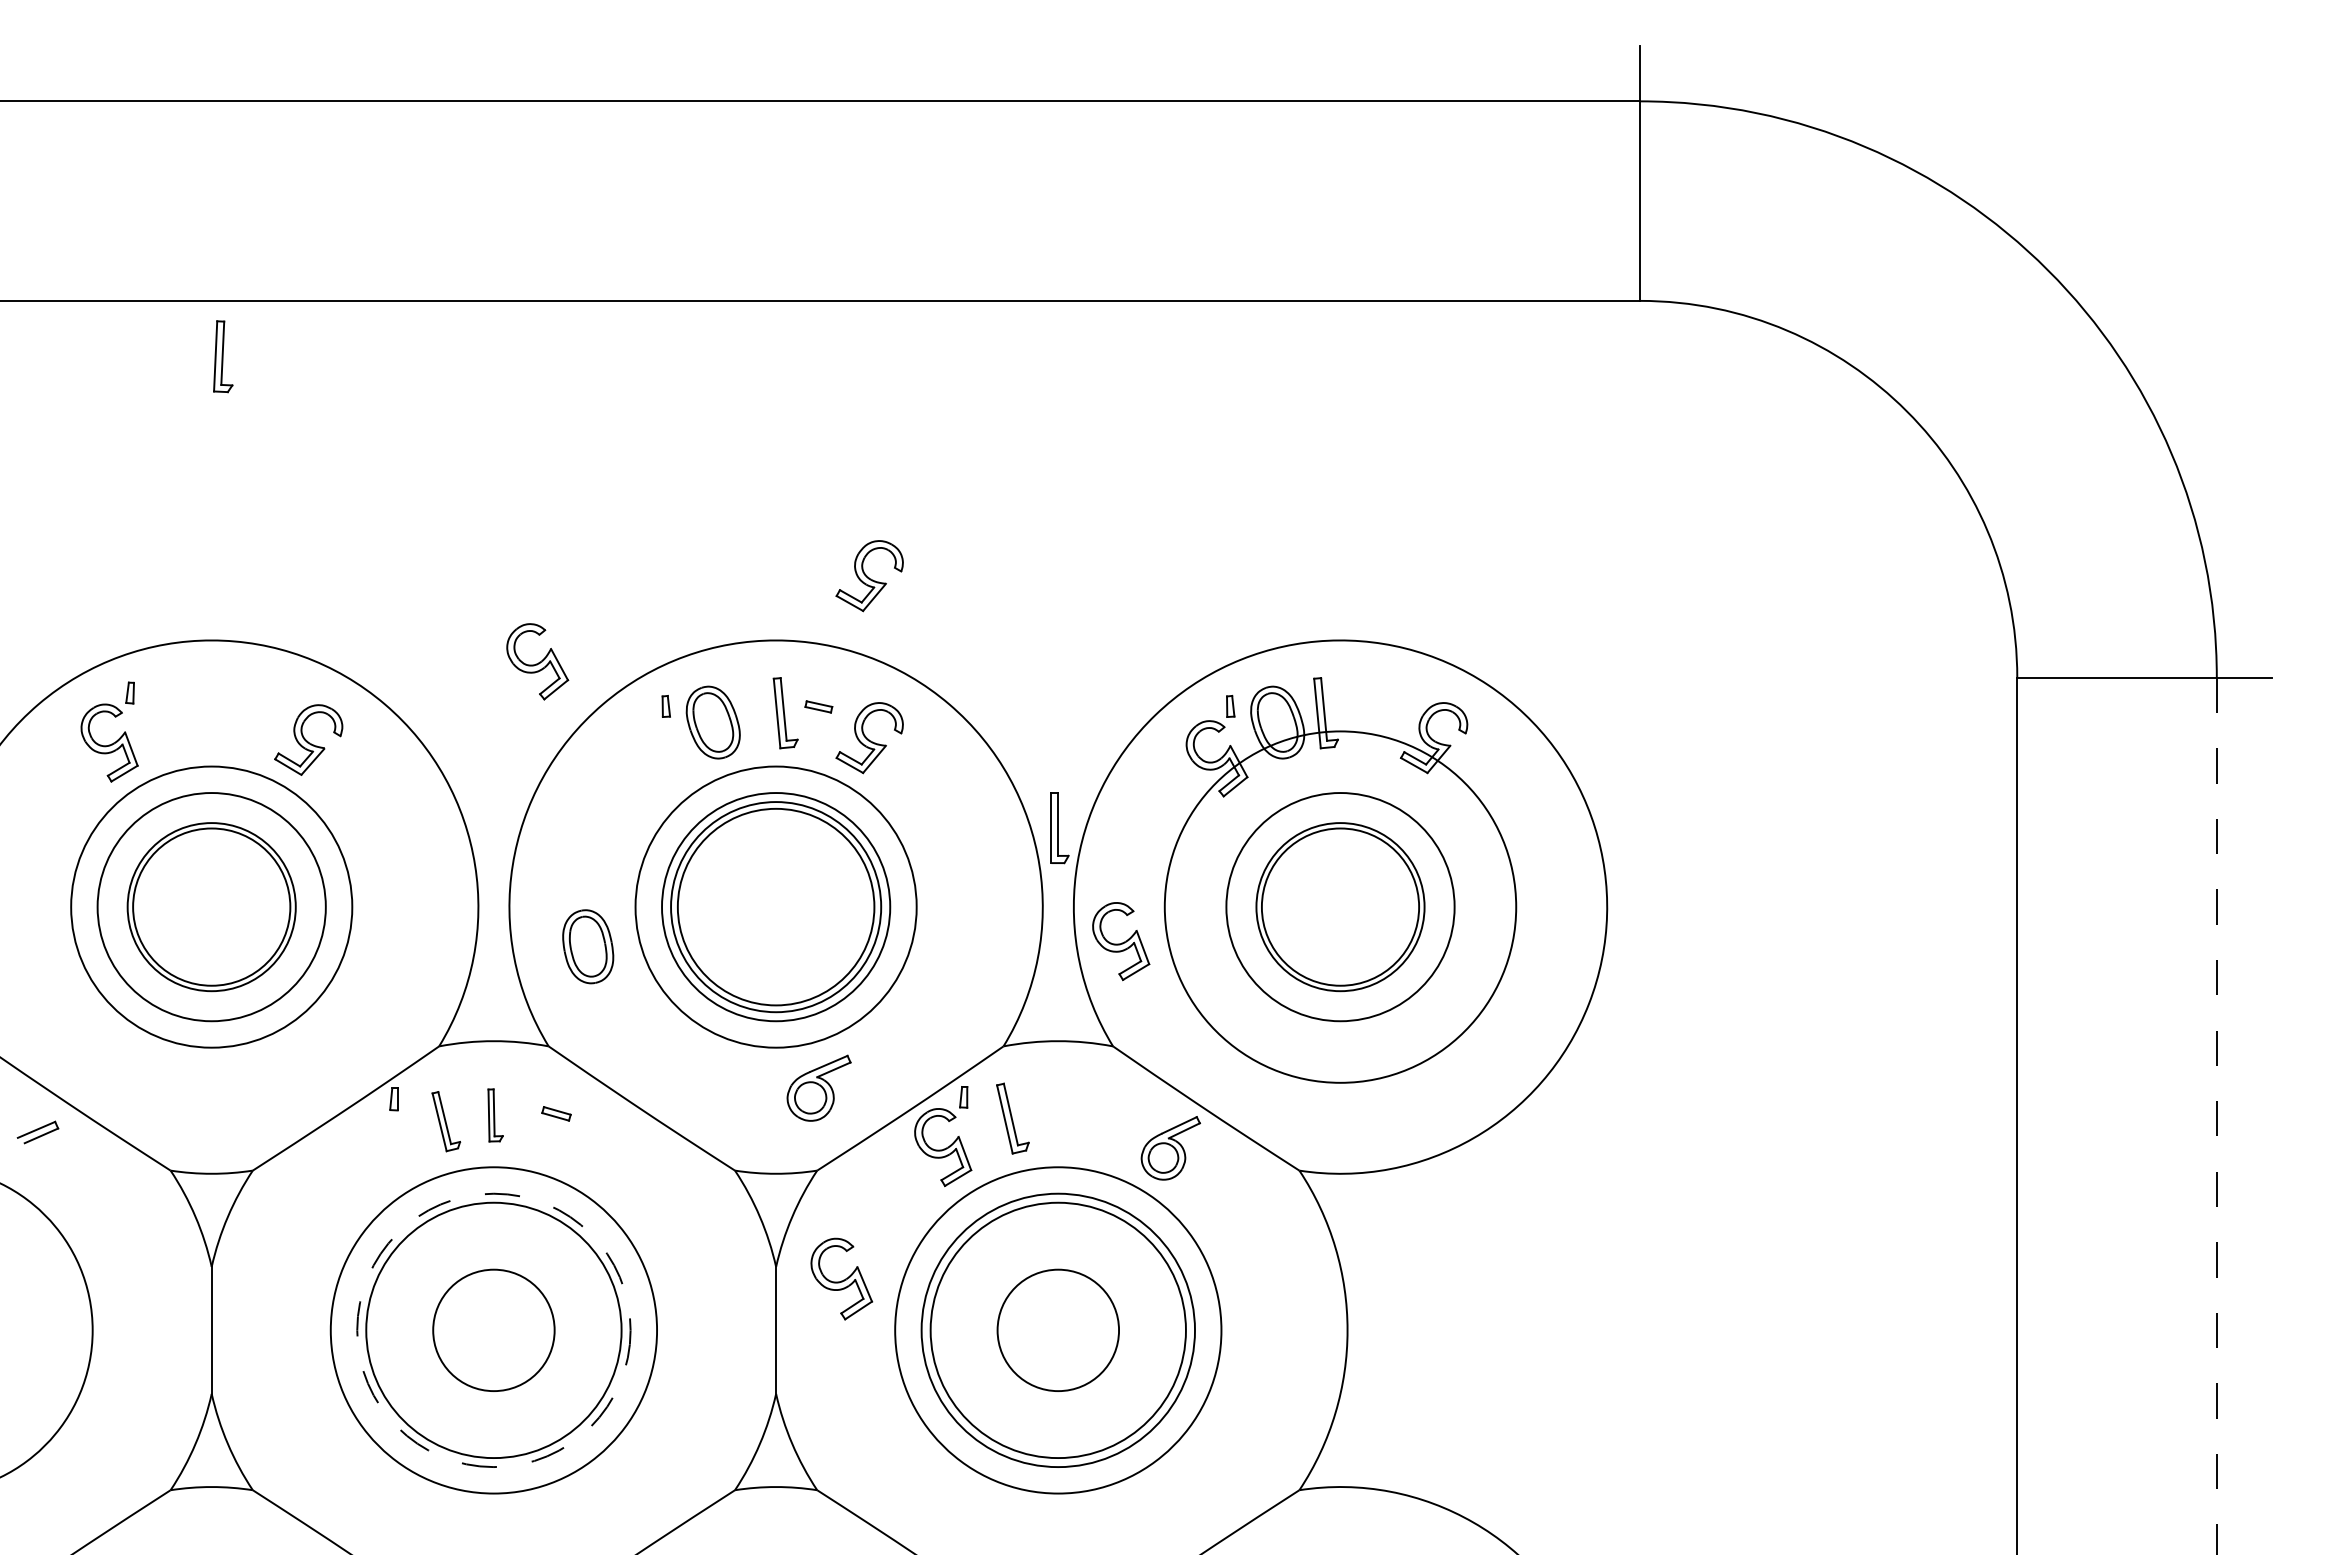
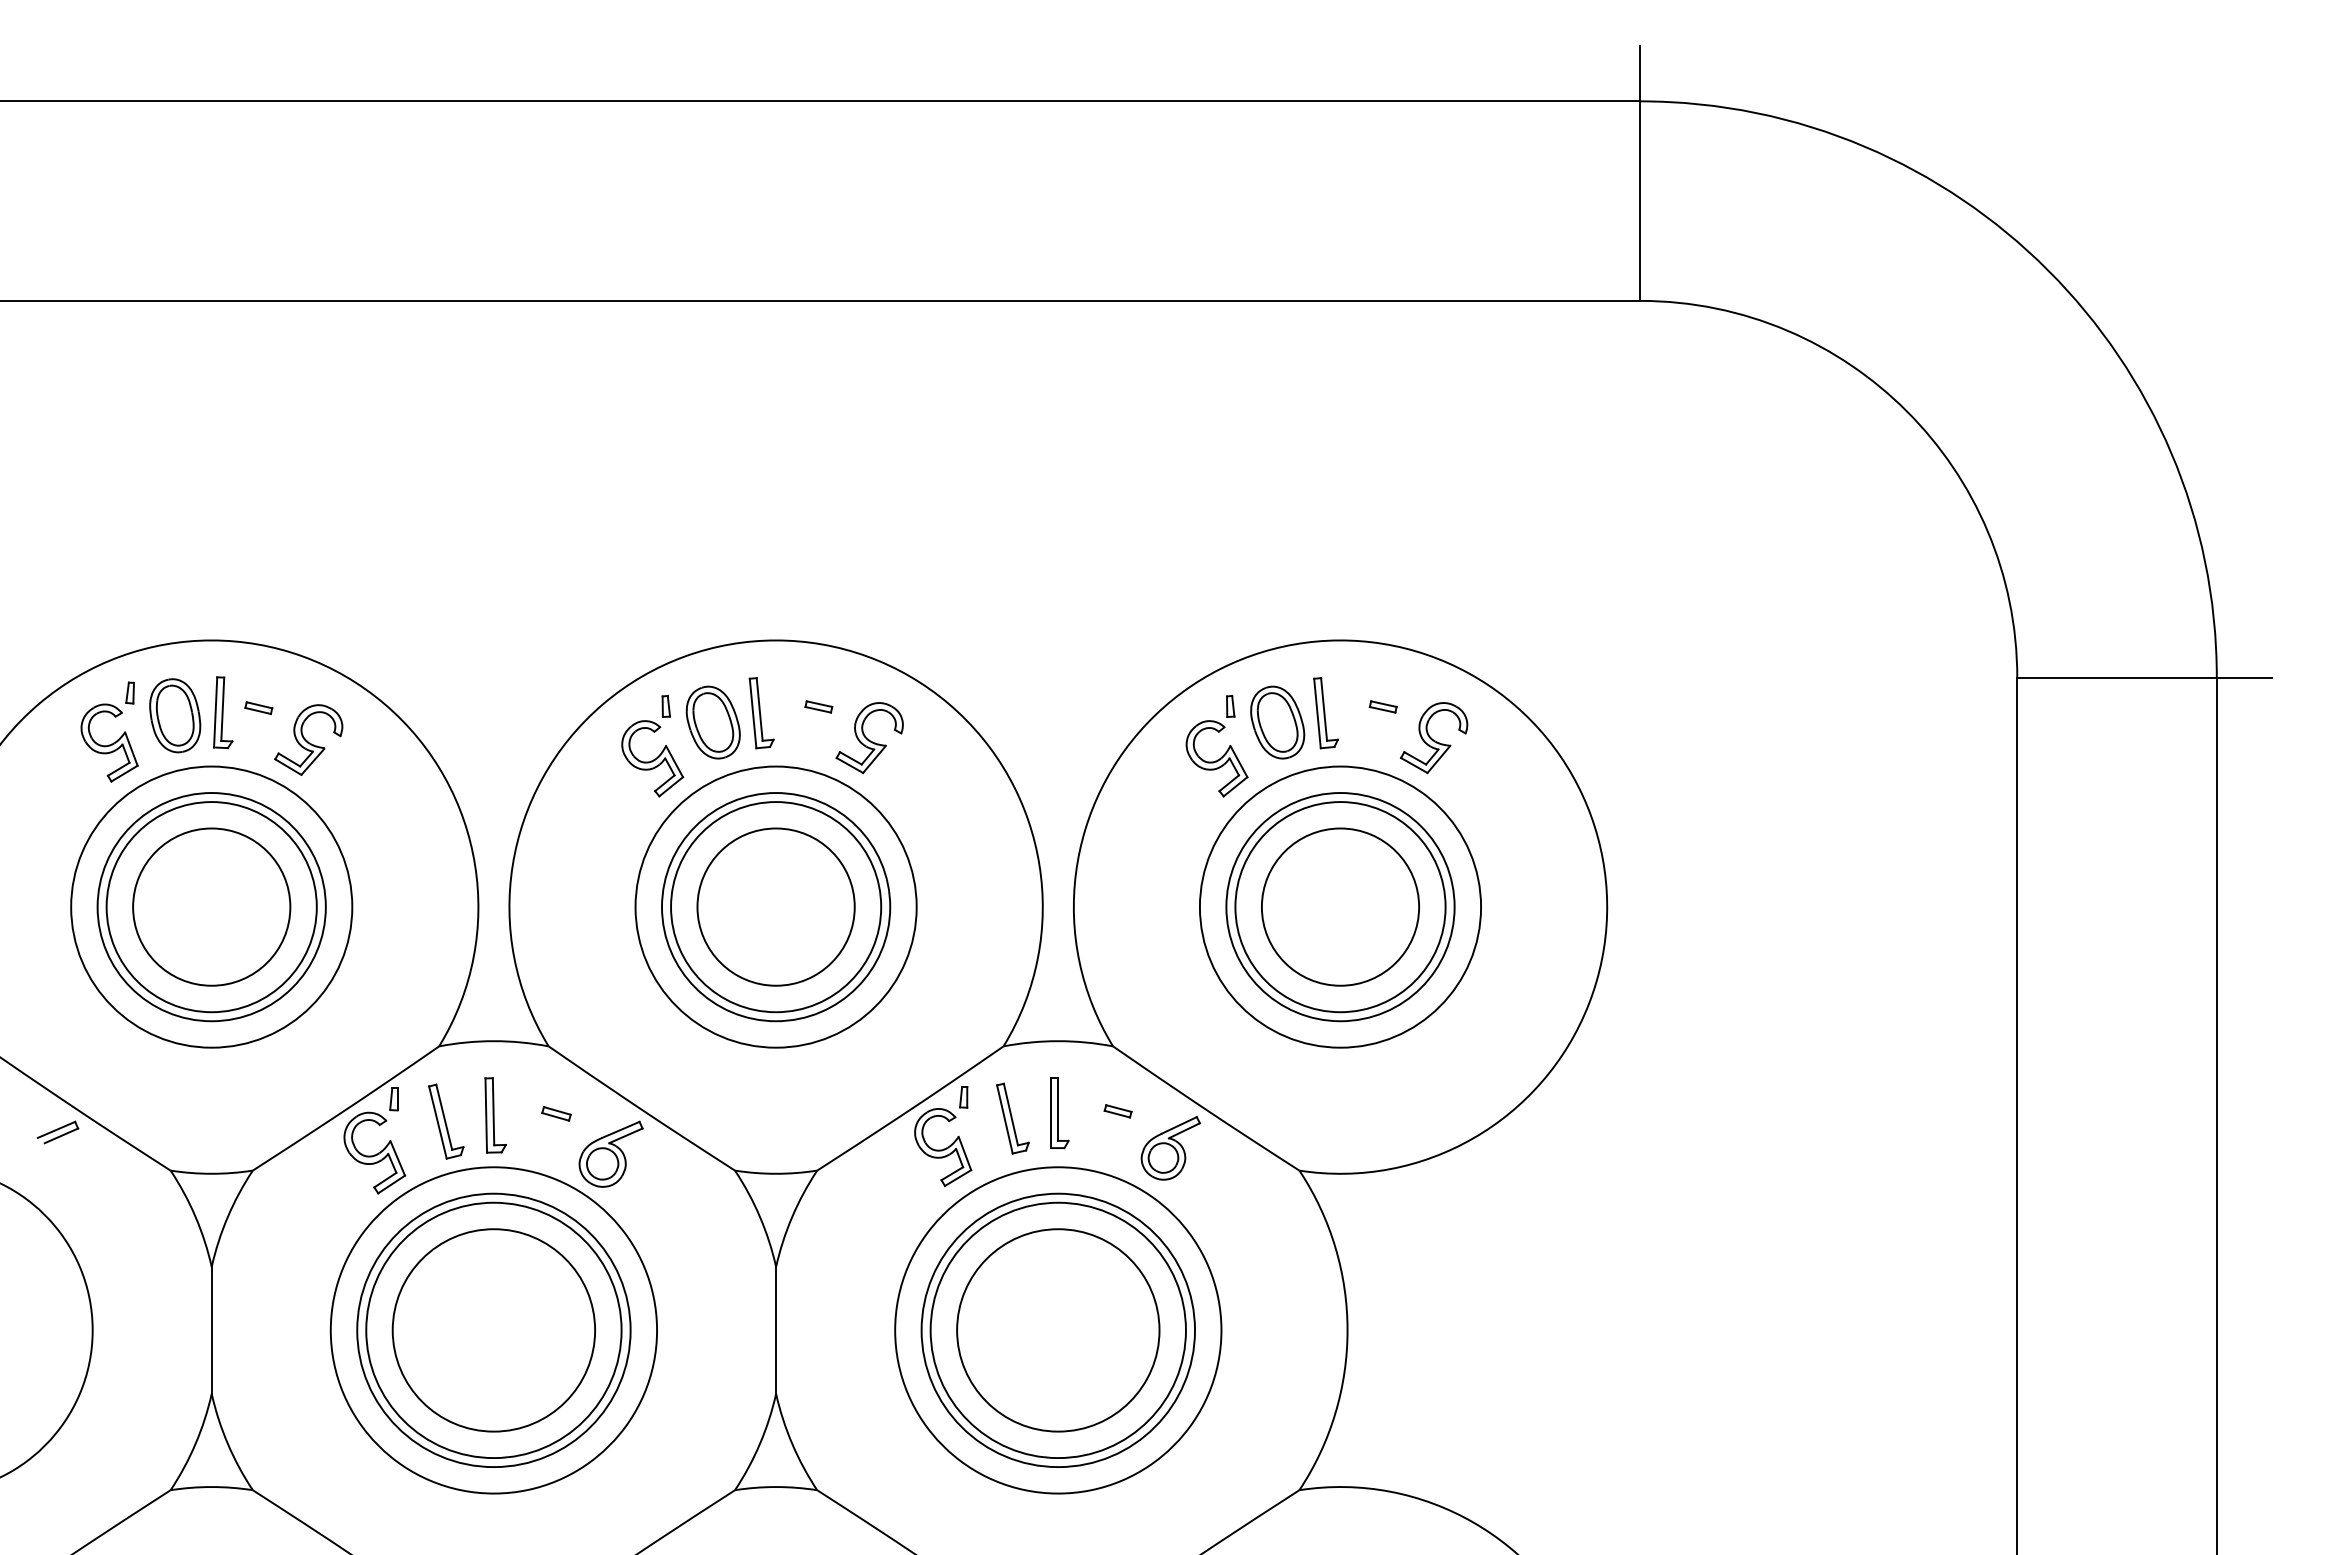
part position: (223, 356) -> (223, 712) (223, 712)
part: present -> none (869, 576)
part position: (537, 661) -> (652, 758) (652, 758)
part: none -> present (1382, 706)
part: none -> present (258, 707)
part position: (785, 713) -> (761, 713) (761, 713)
part position: (1059, 828) -> (1059, 1113) (1059, 1113)
circle diameter: 197 px -> 157 px (775, 906)
circle diameter: 351 px -> 281 px (1340, 906)
circle diameter: 168 px -> 210 px (211, 907)
circle diameter: 168 px -> 210 px (1340, 907)
part: present -> none (1121, 941)
part position: (588, 946) -> (175, 715) (175, 715)
part position: (818, 1087) -> (610, 1153) (610, 1153)
part: none -> present (1117, 1111)
part size: 17x55 px -> 23x77 px (495, 1115)
line: dashed -> solid (2216, 1116)
part size: 31x62 px -> 37x77 px (446, 1121)
part position: (37, 1132) -> (57, 1132) (57, 1132)
part position: (841, 1278) -> (374, 1152) (374, 1152)
circle diameter: 121 px -> 202 px (493, 1330)
circle: dashed -> solid (493, 1330)
circle diameter: 121 px -> 202 px (1058, 1330)
